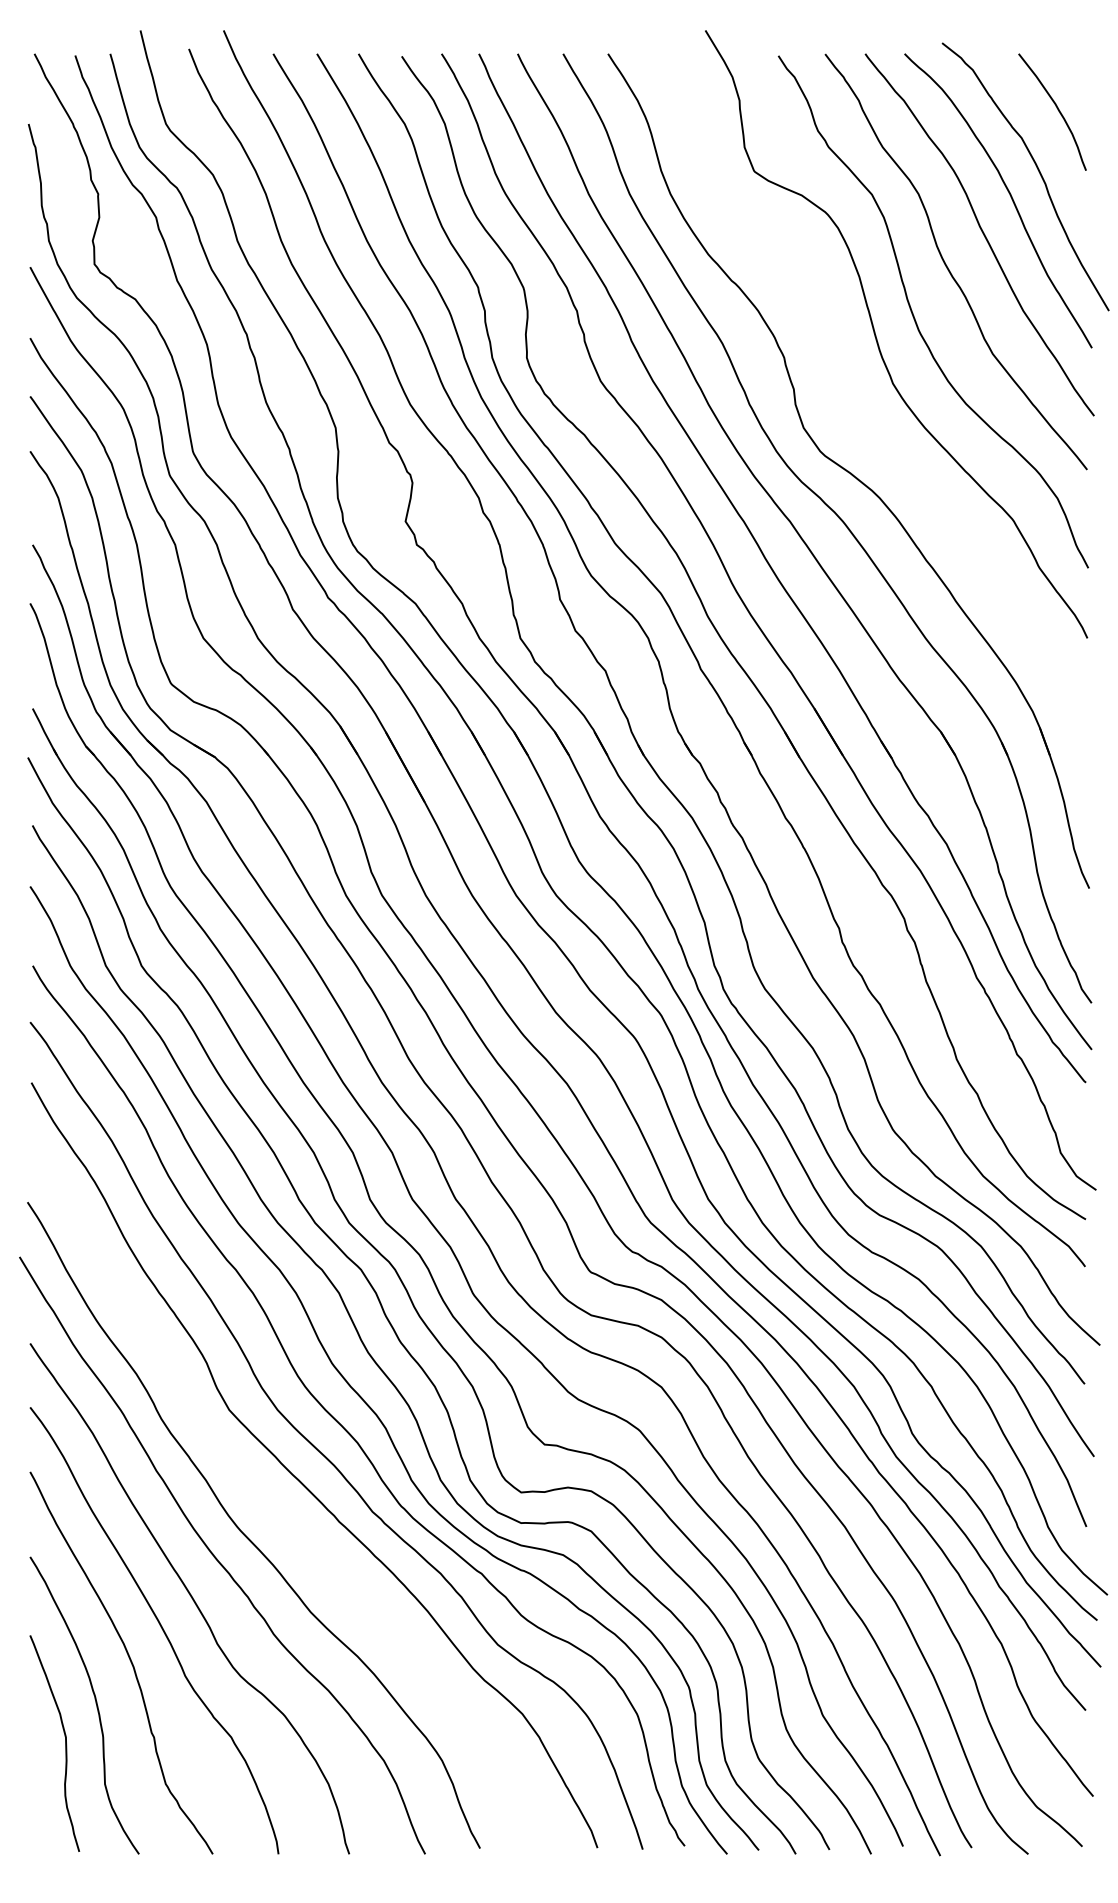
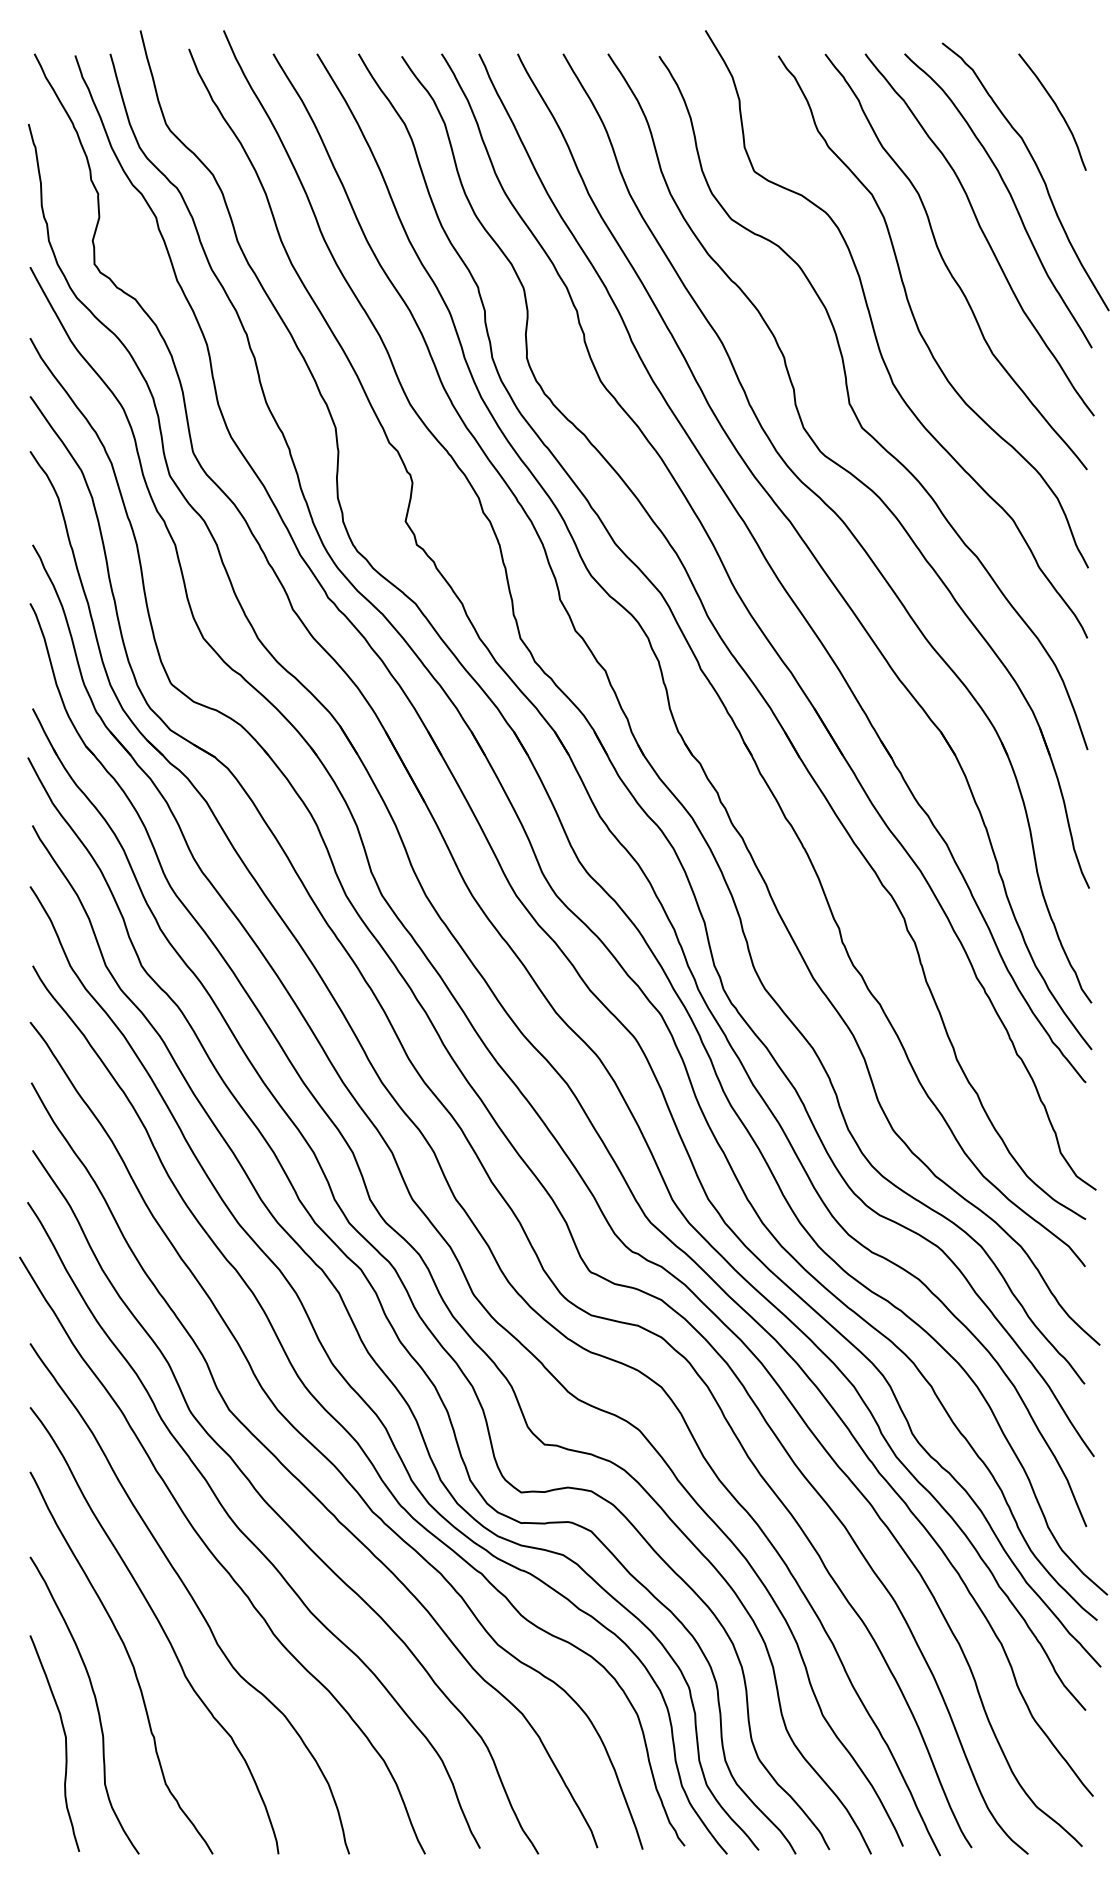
curve: none -> present (855, 412)
curve: none -> present (276, 1511)
